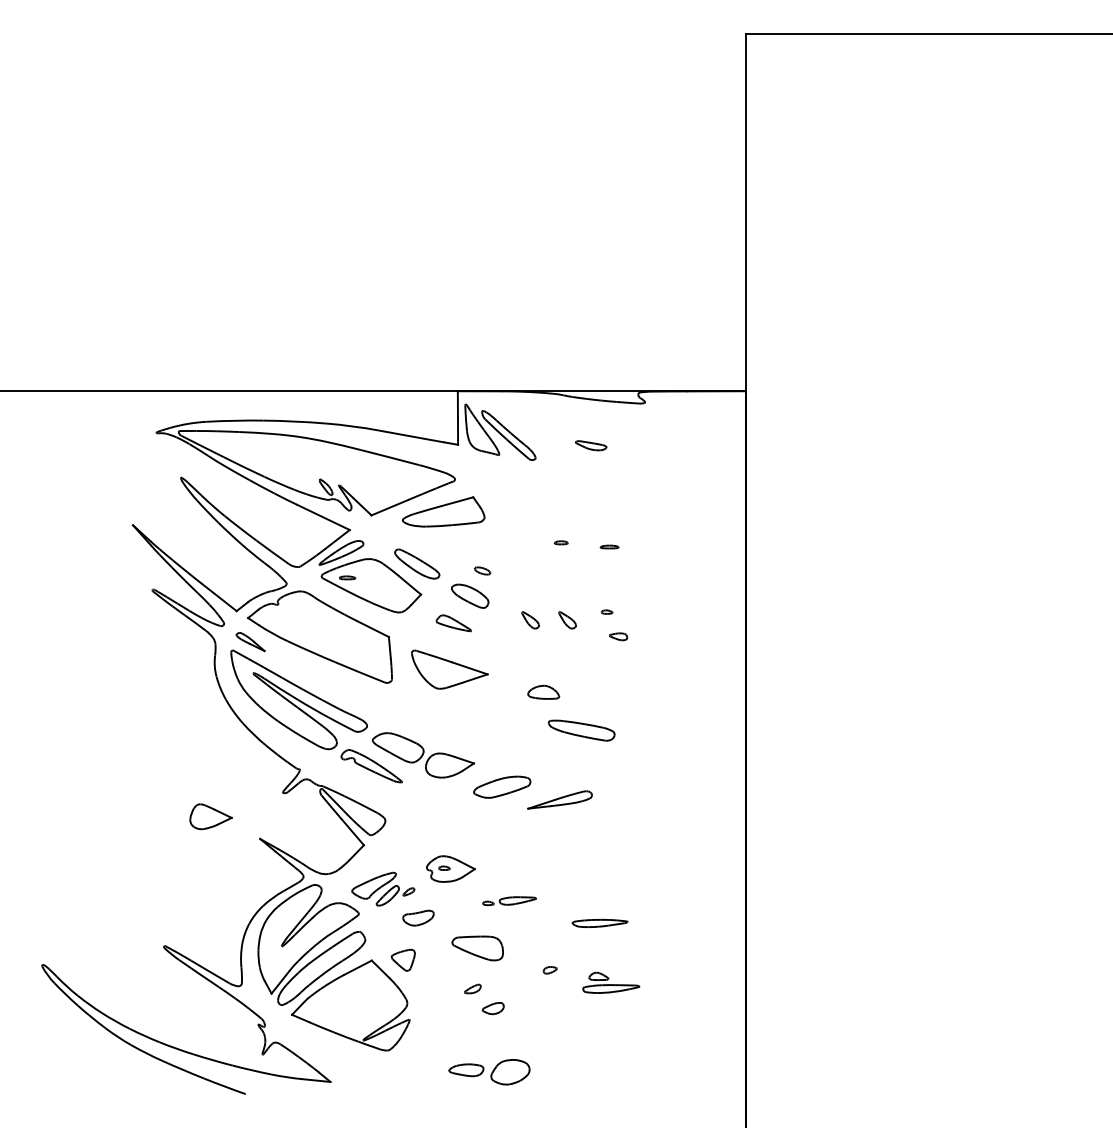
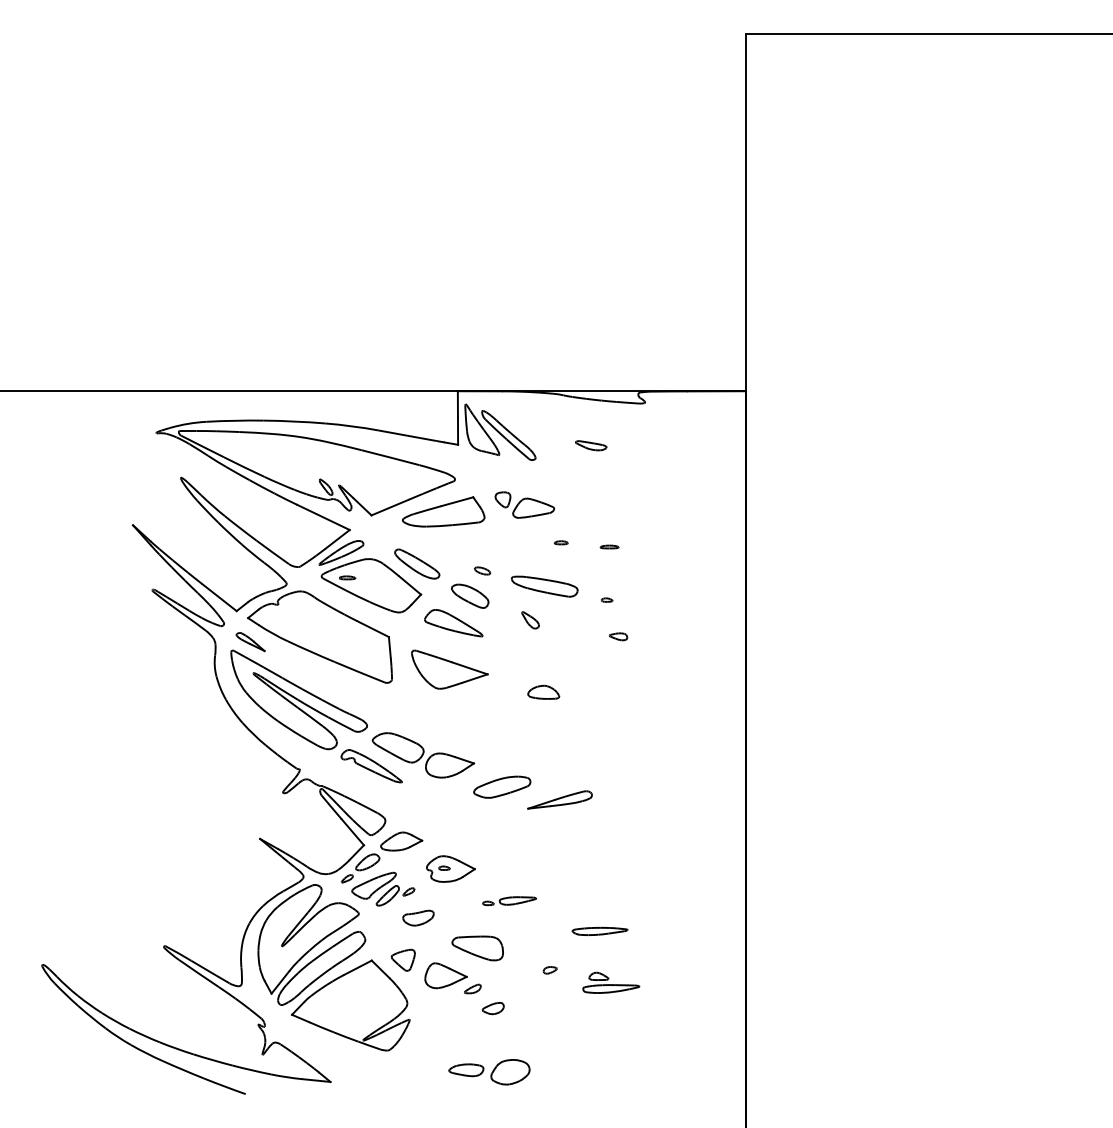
part: none -> present (524, 504)
part position: (606, 611) -> (606, 599) (606, 599)
part: present -> none (567, 620)
part size: 37x19 px -> 60x29 px (453, 623)
part position: (581, 730) -> (544, 586) (544, 586)
part position: (210, 816) -> (445, 975) (445, 975)
part: none -> present (381, 857)
part position: (599, 923) -> (599, 931) (599, 931)
